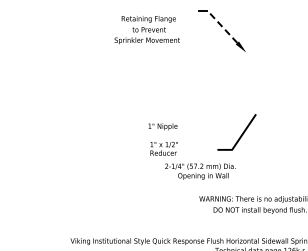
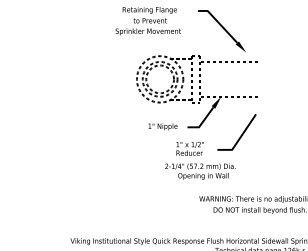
line: dashed -> solid (222, 26)
text position: (146, 30) -> (147, 21) (147, 21)
part: none -> present (196, 91)
text position: (163, 148) -> (189, 148) (189, 148)
